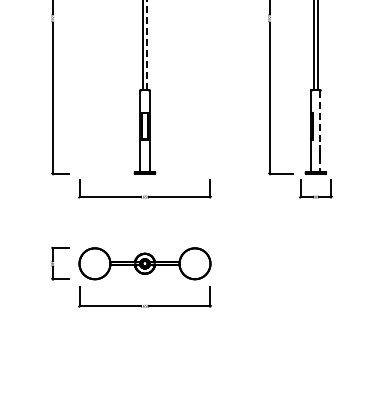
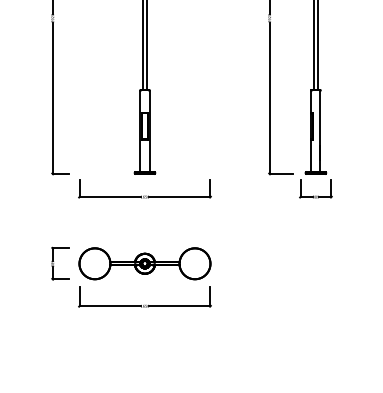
line: dashed -> solid (147, 45)
line: dashed -> solid (320, 131)
